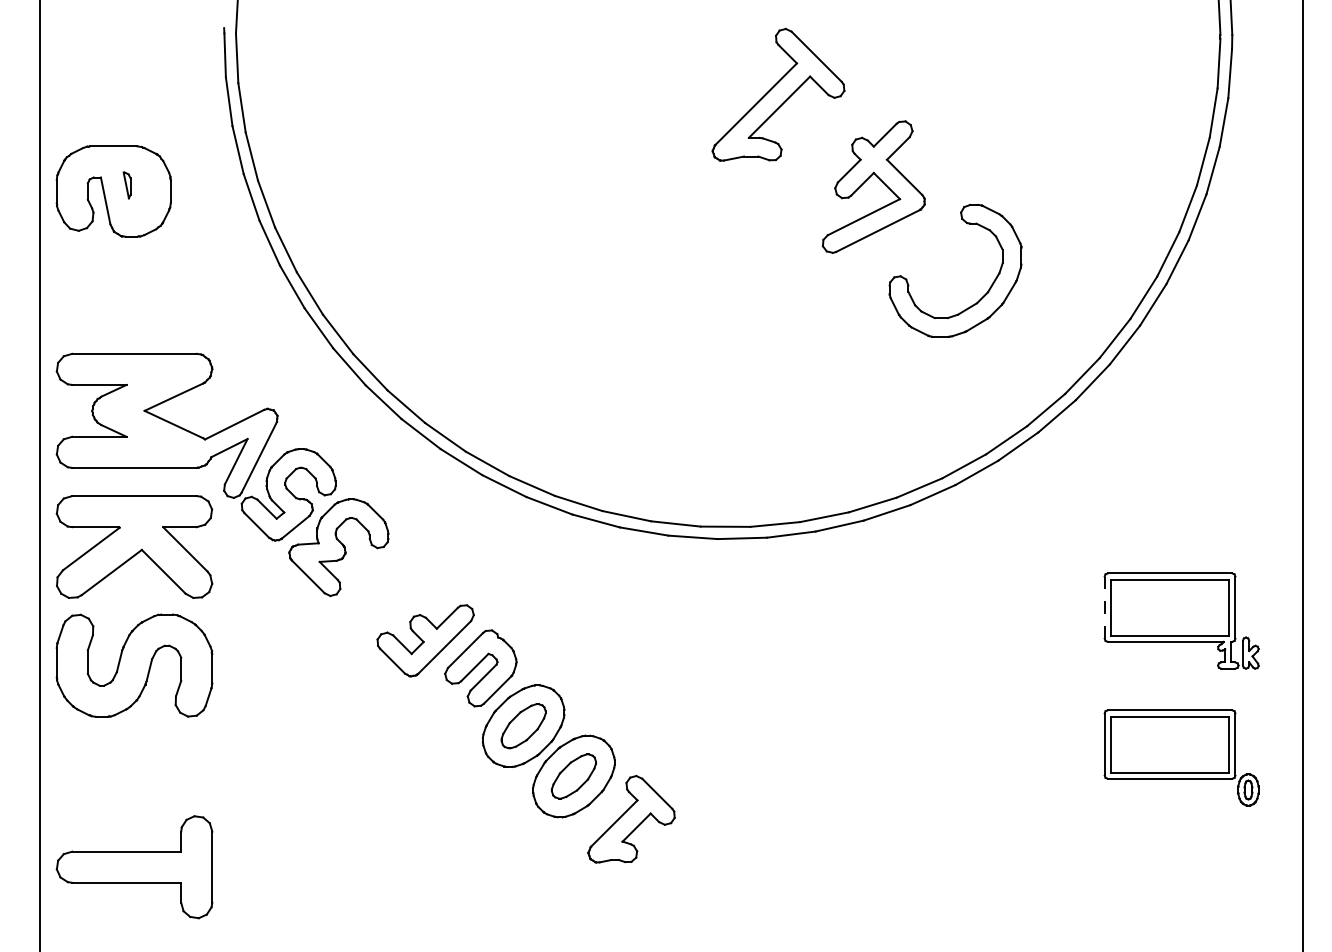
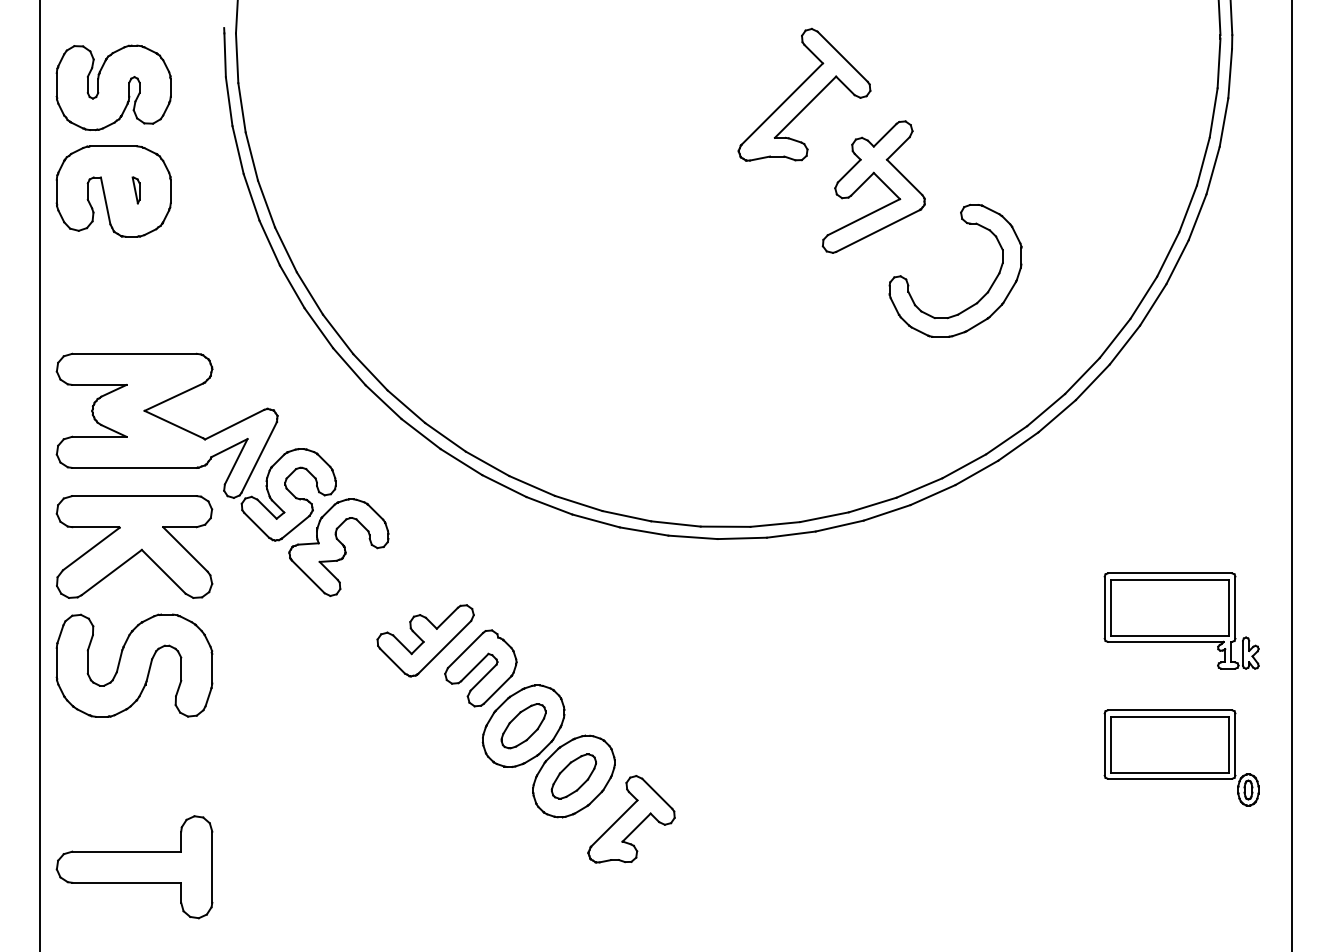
part: none -> present (113, 87)
part position: (778, 94) -> (804, 94) (804, 94)
part position: (126, 185) -> (135, 190) (135, 190)
line position: (1303, 475) -> (1292, 475) (1292, 475)
line: dashed -> solid (1104, 607)
